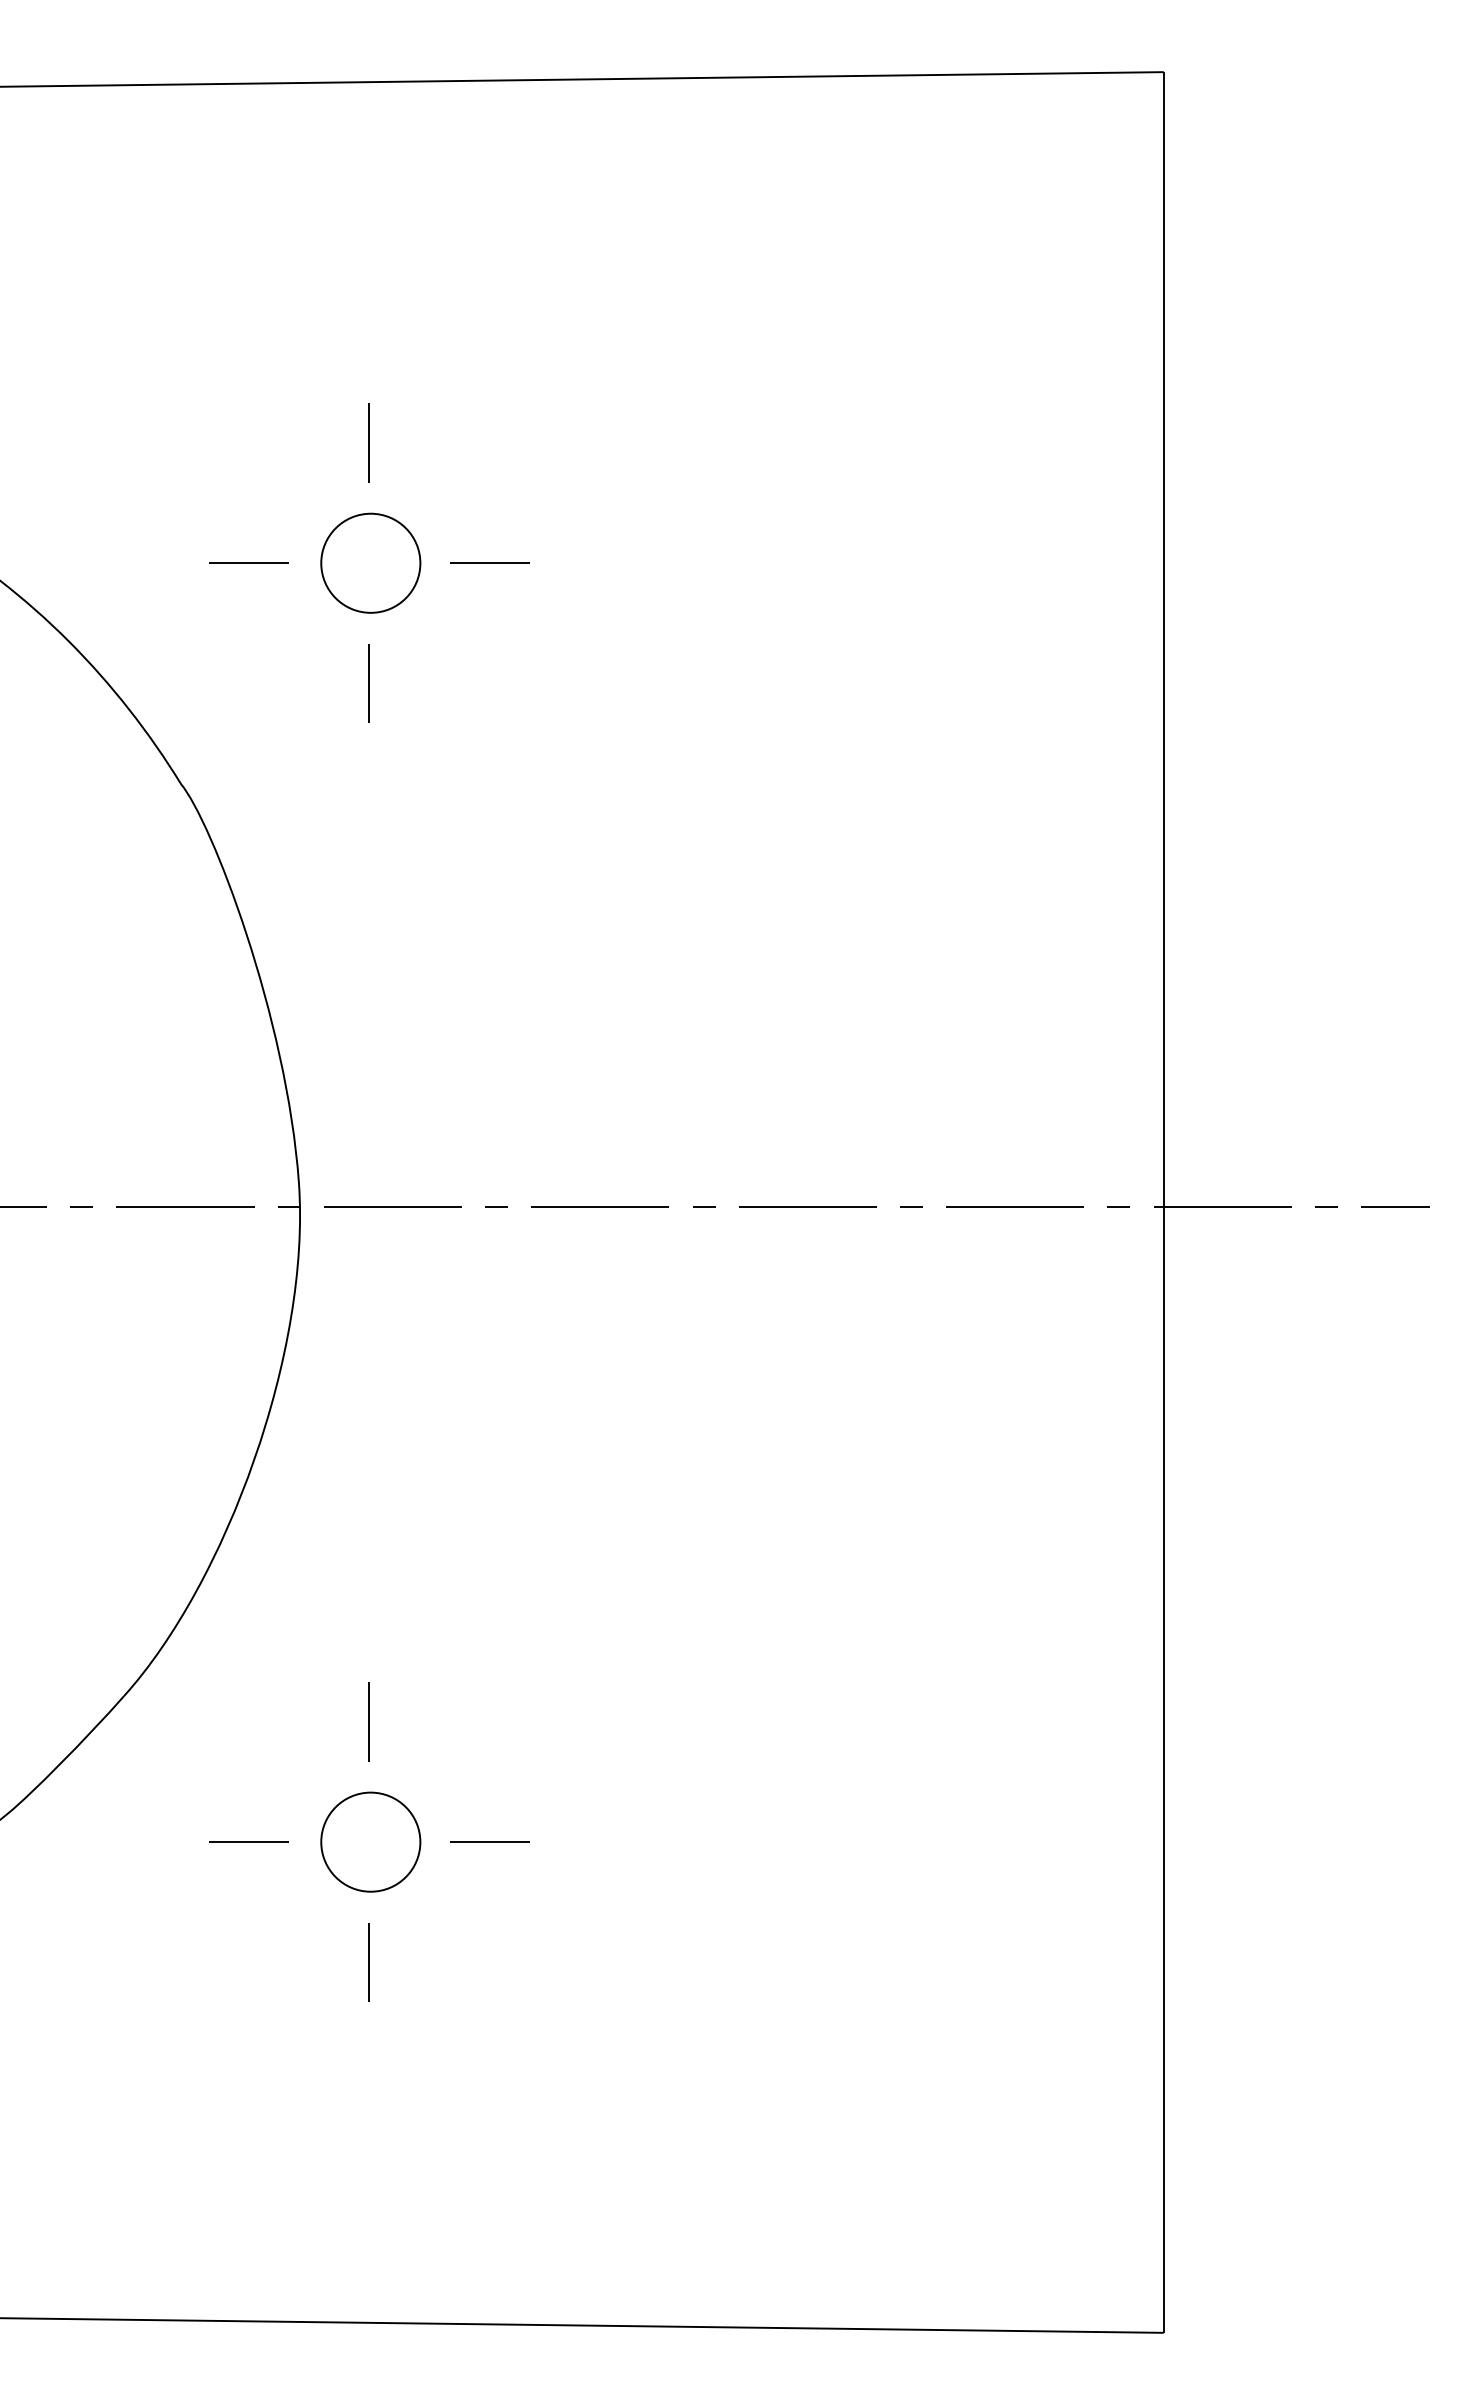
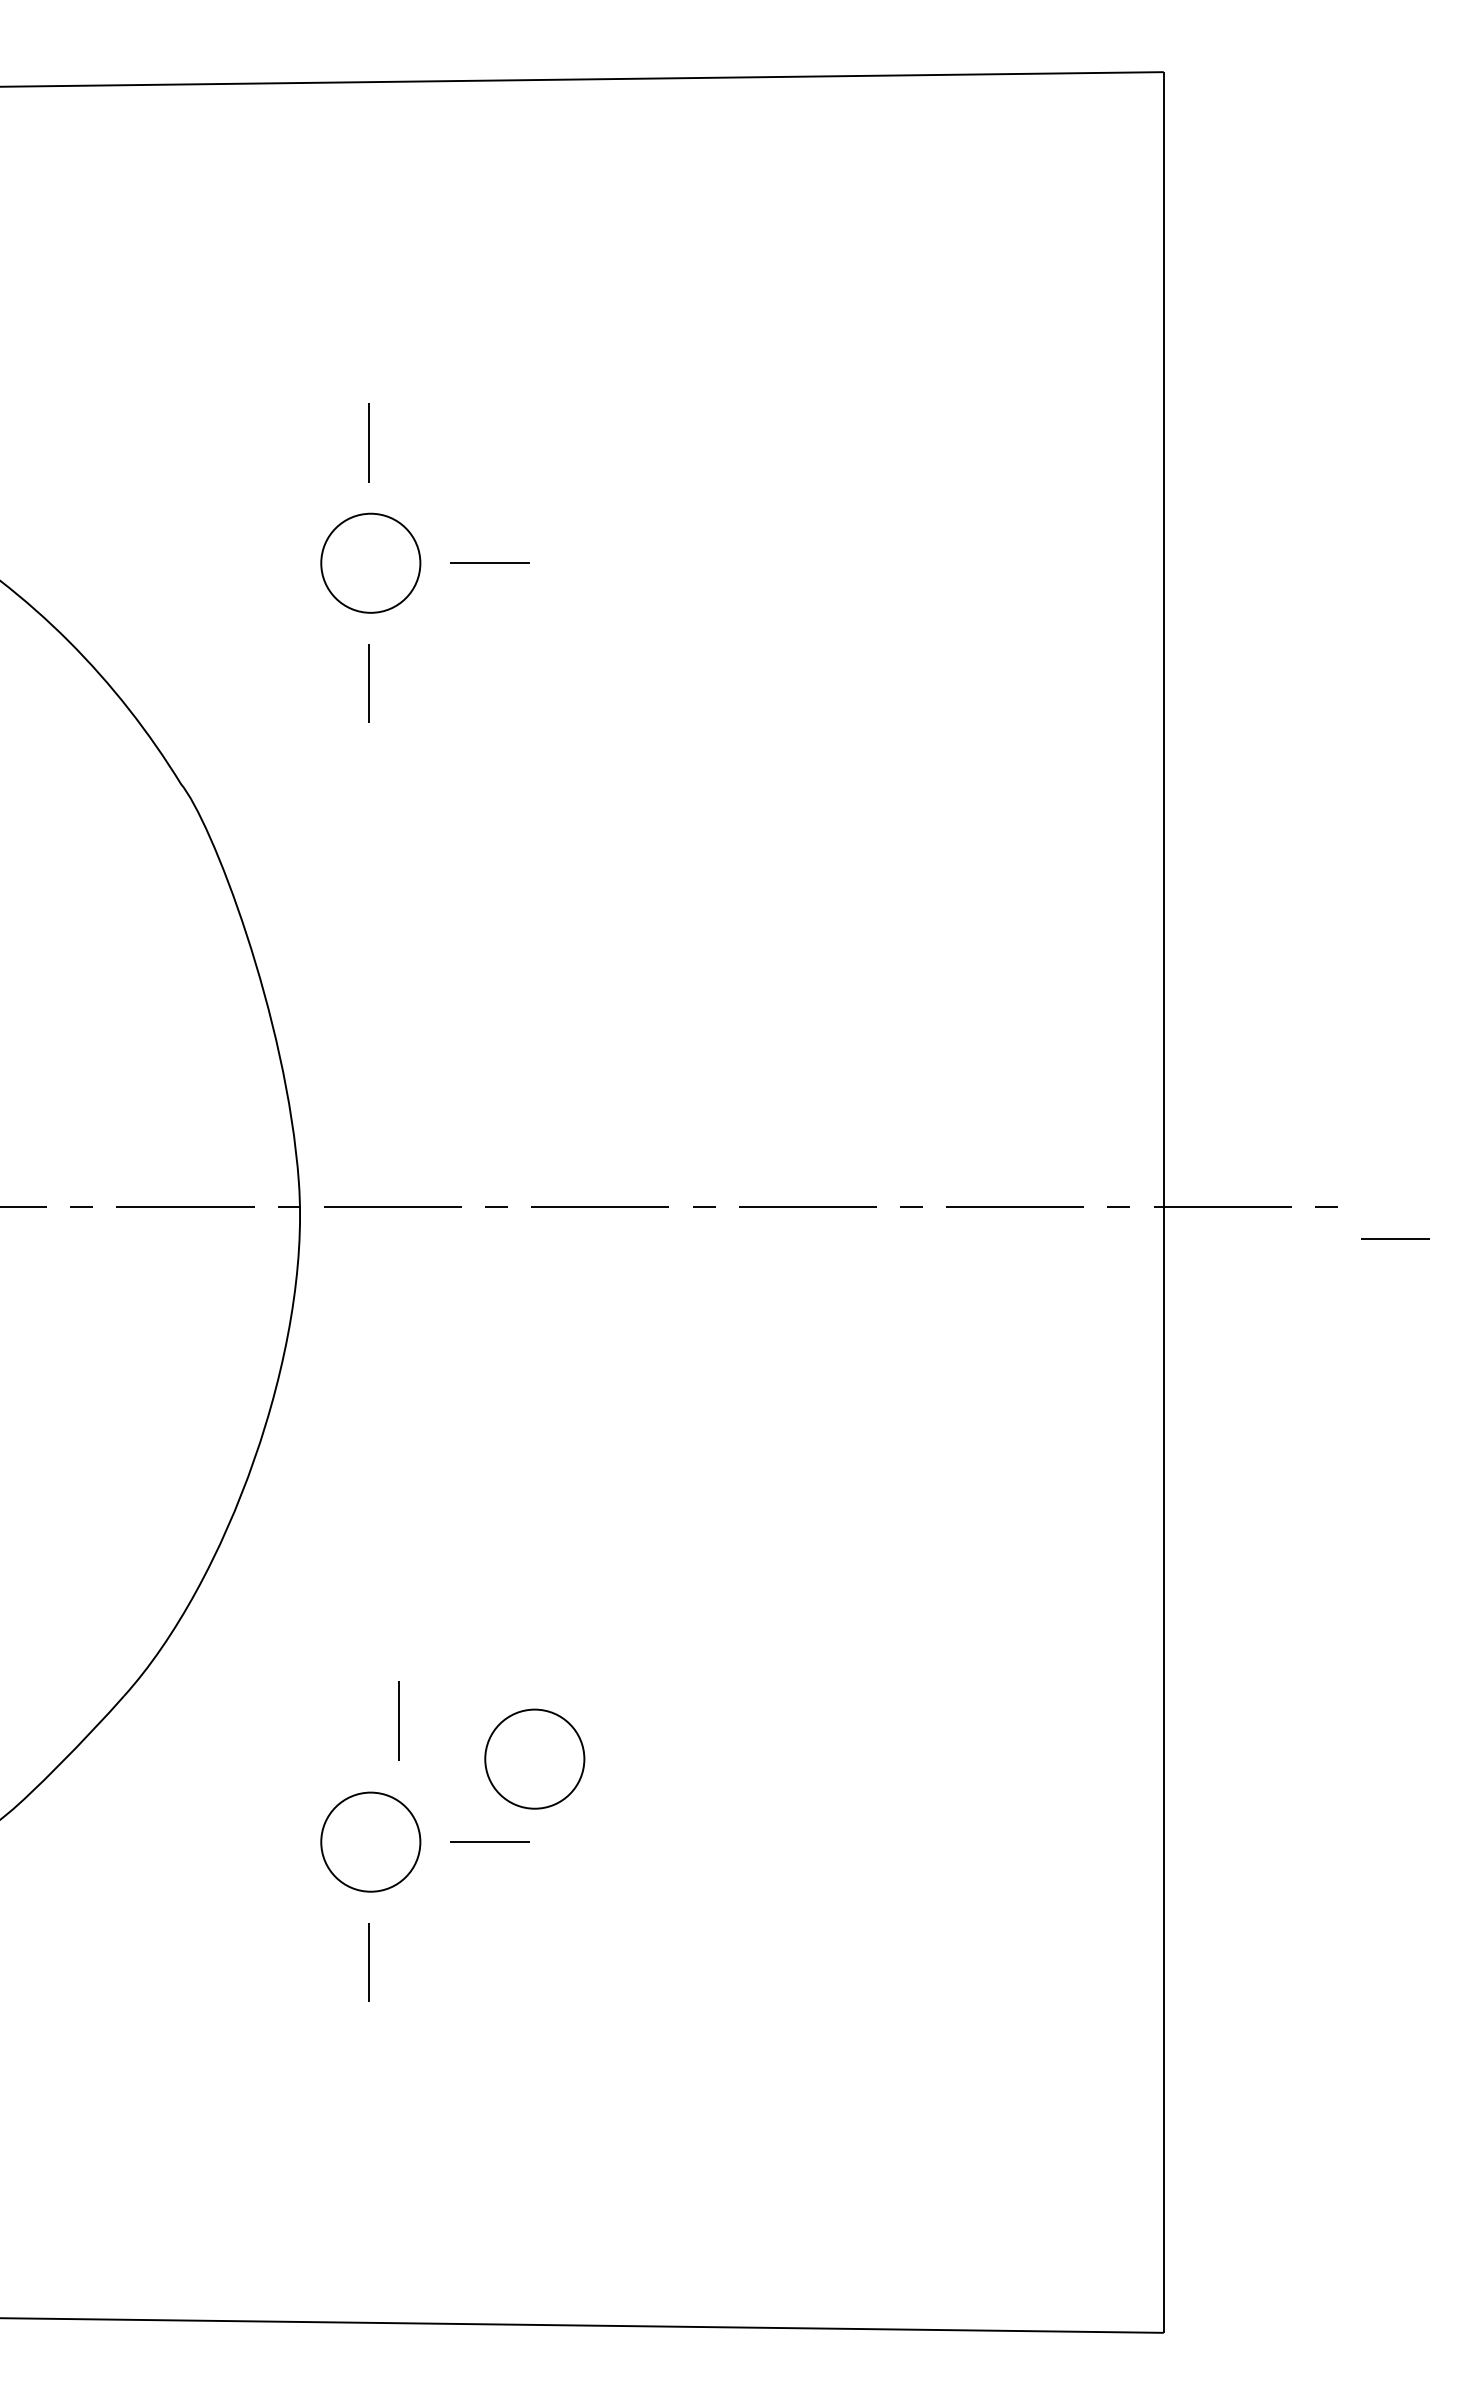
line: present -> none (248, 562)
line position: (1395, 1206) -> (1395, 1238) (1395, 1238)
line position: (368, 1721) -> (398, 1720) (398, 1720)
part: none -> present (534, 1758)
line: present -> none (248, 1841)
